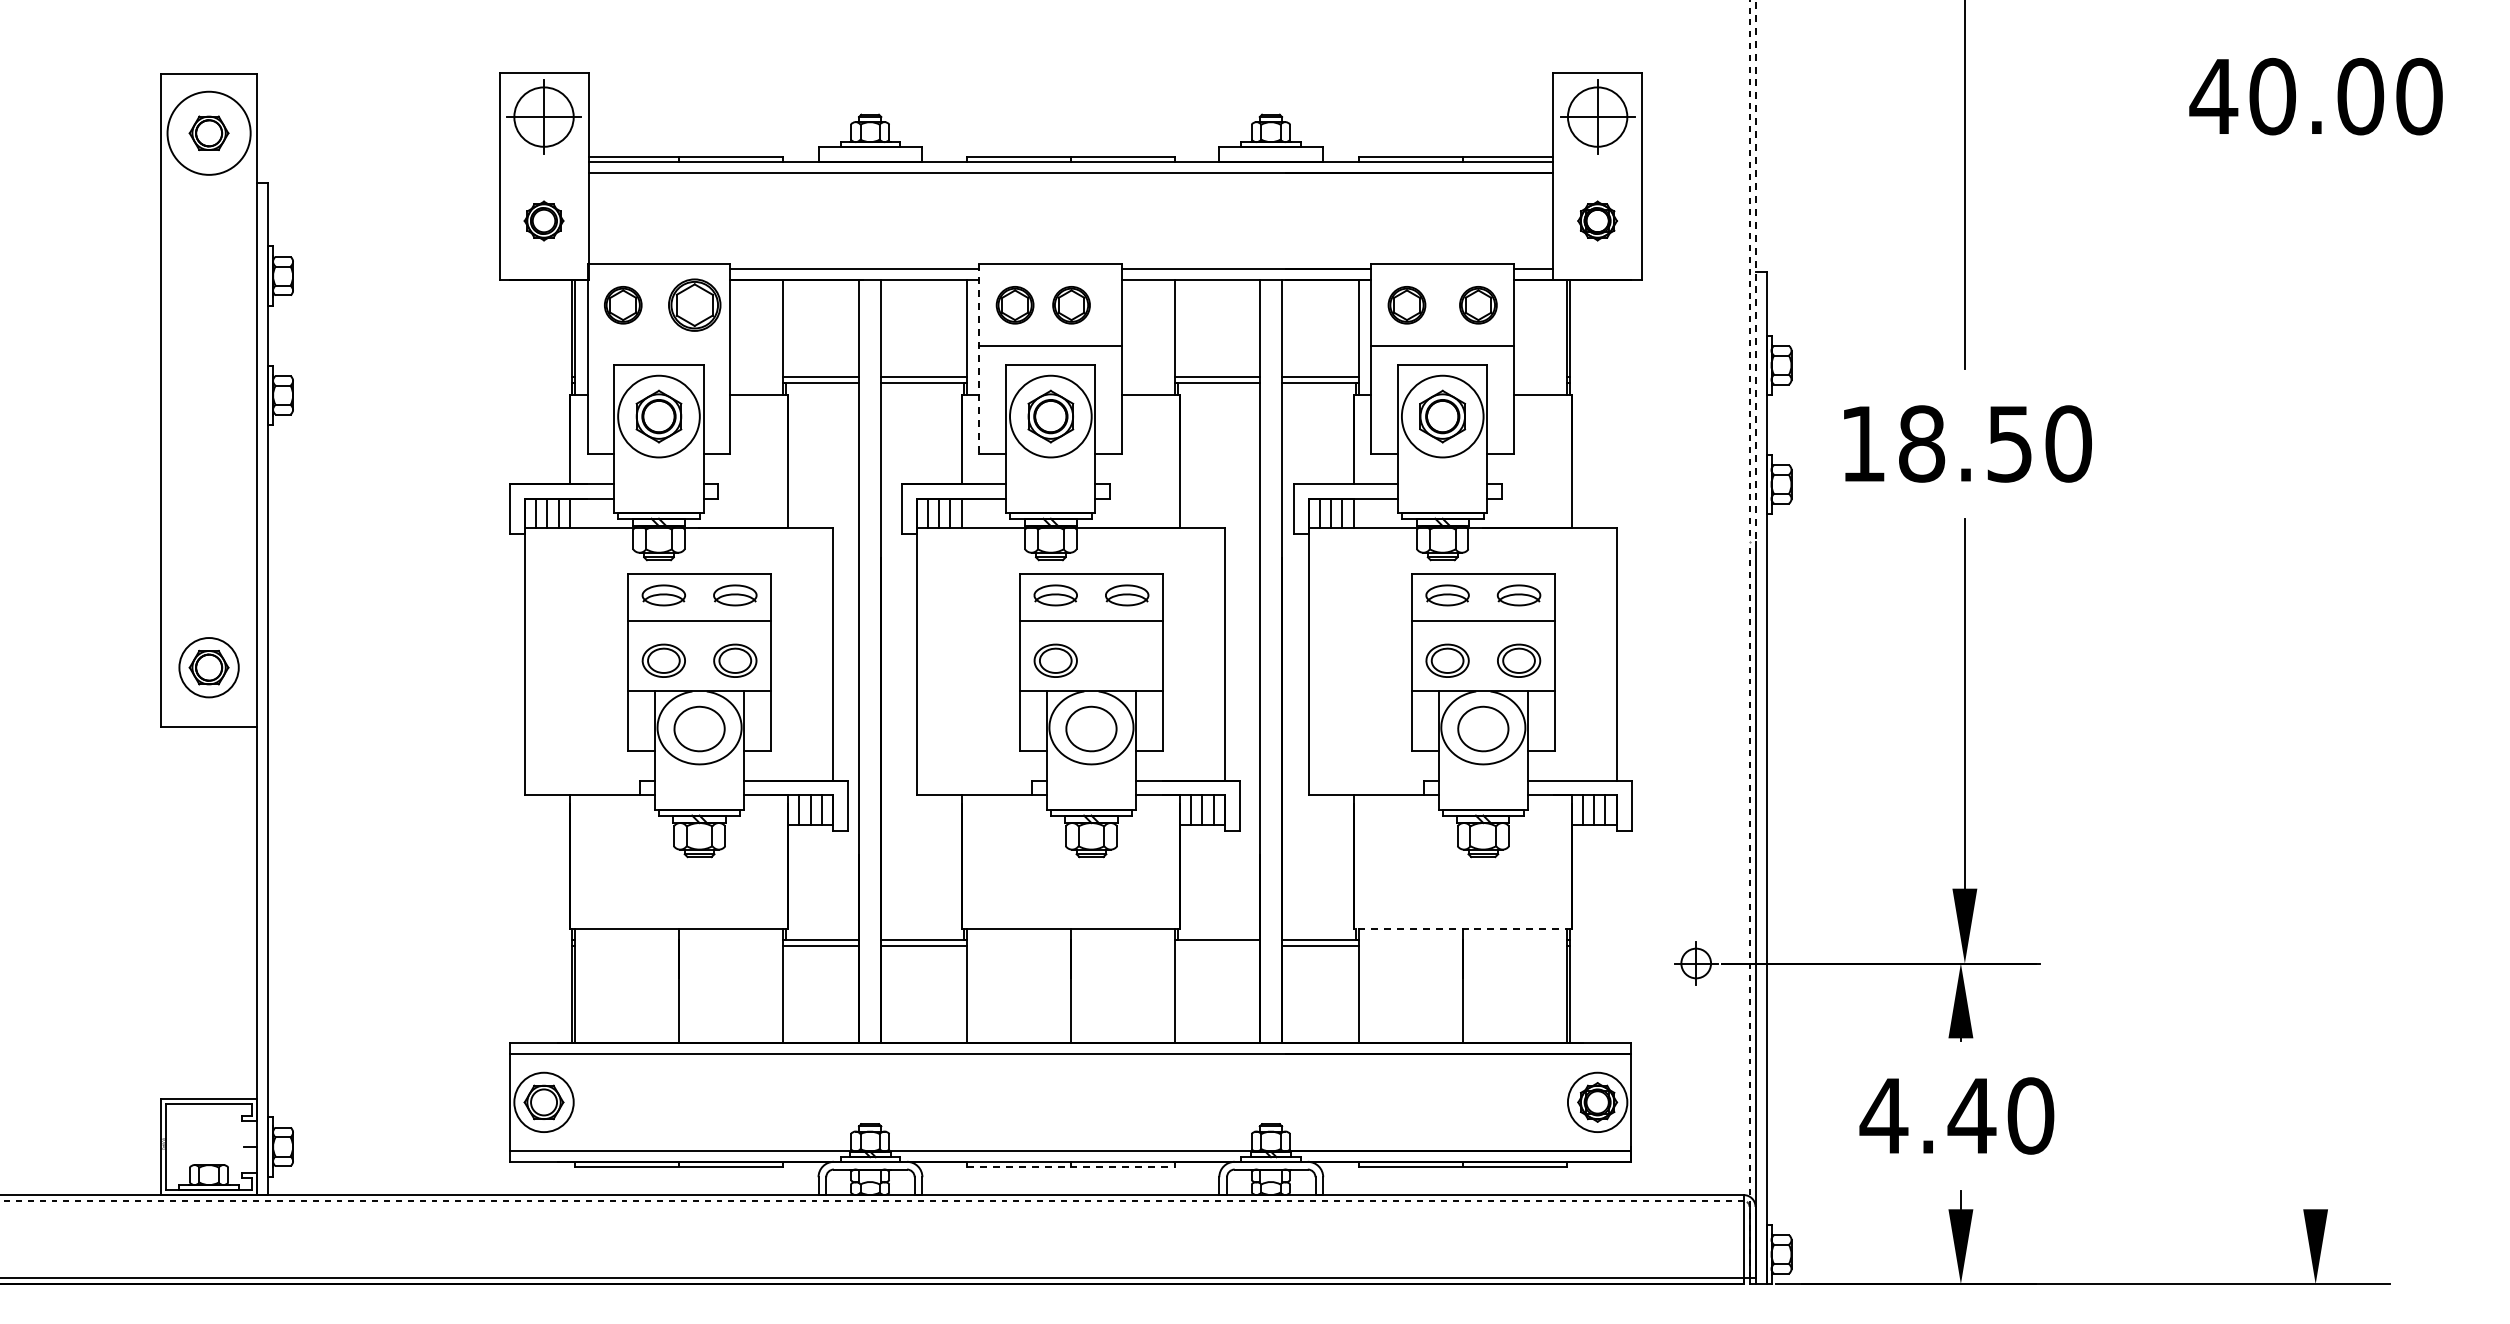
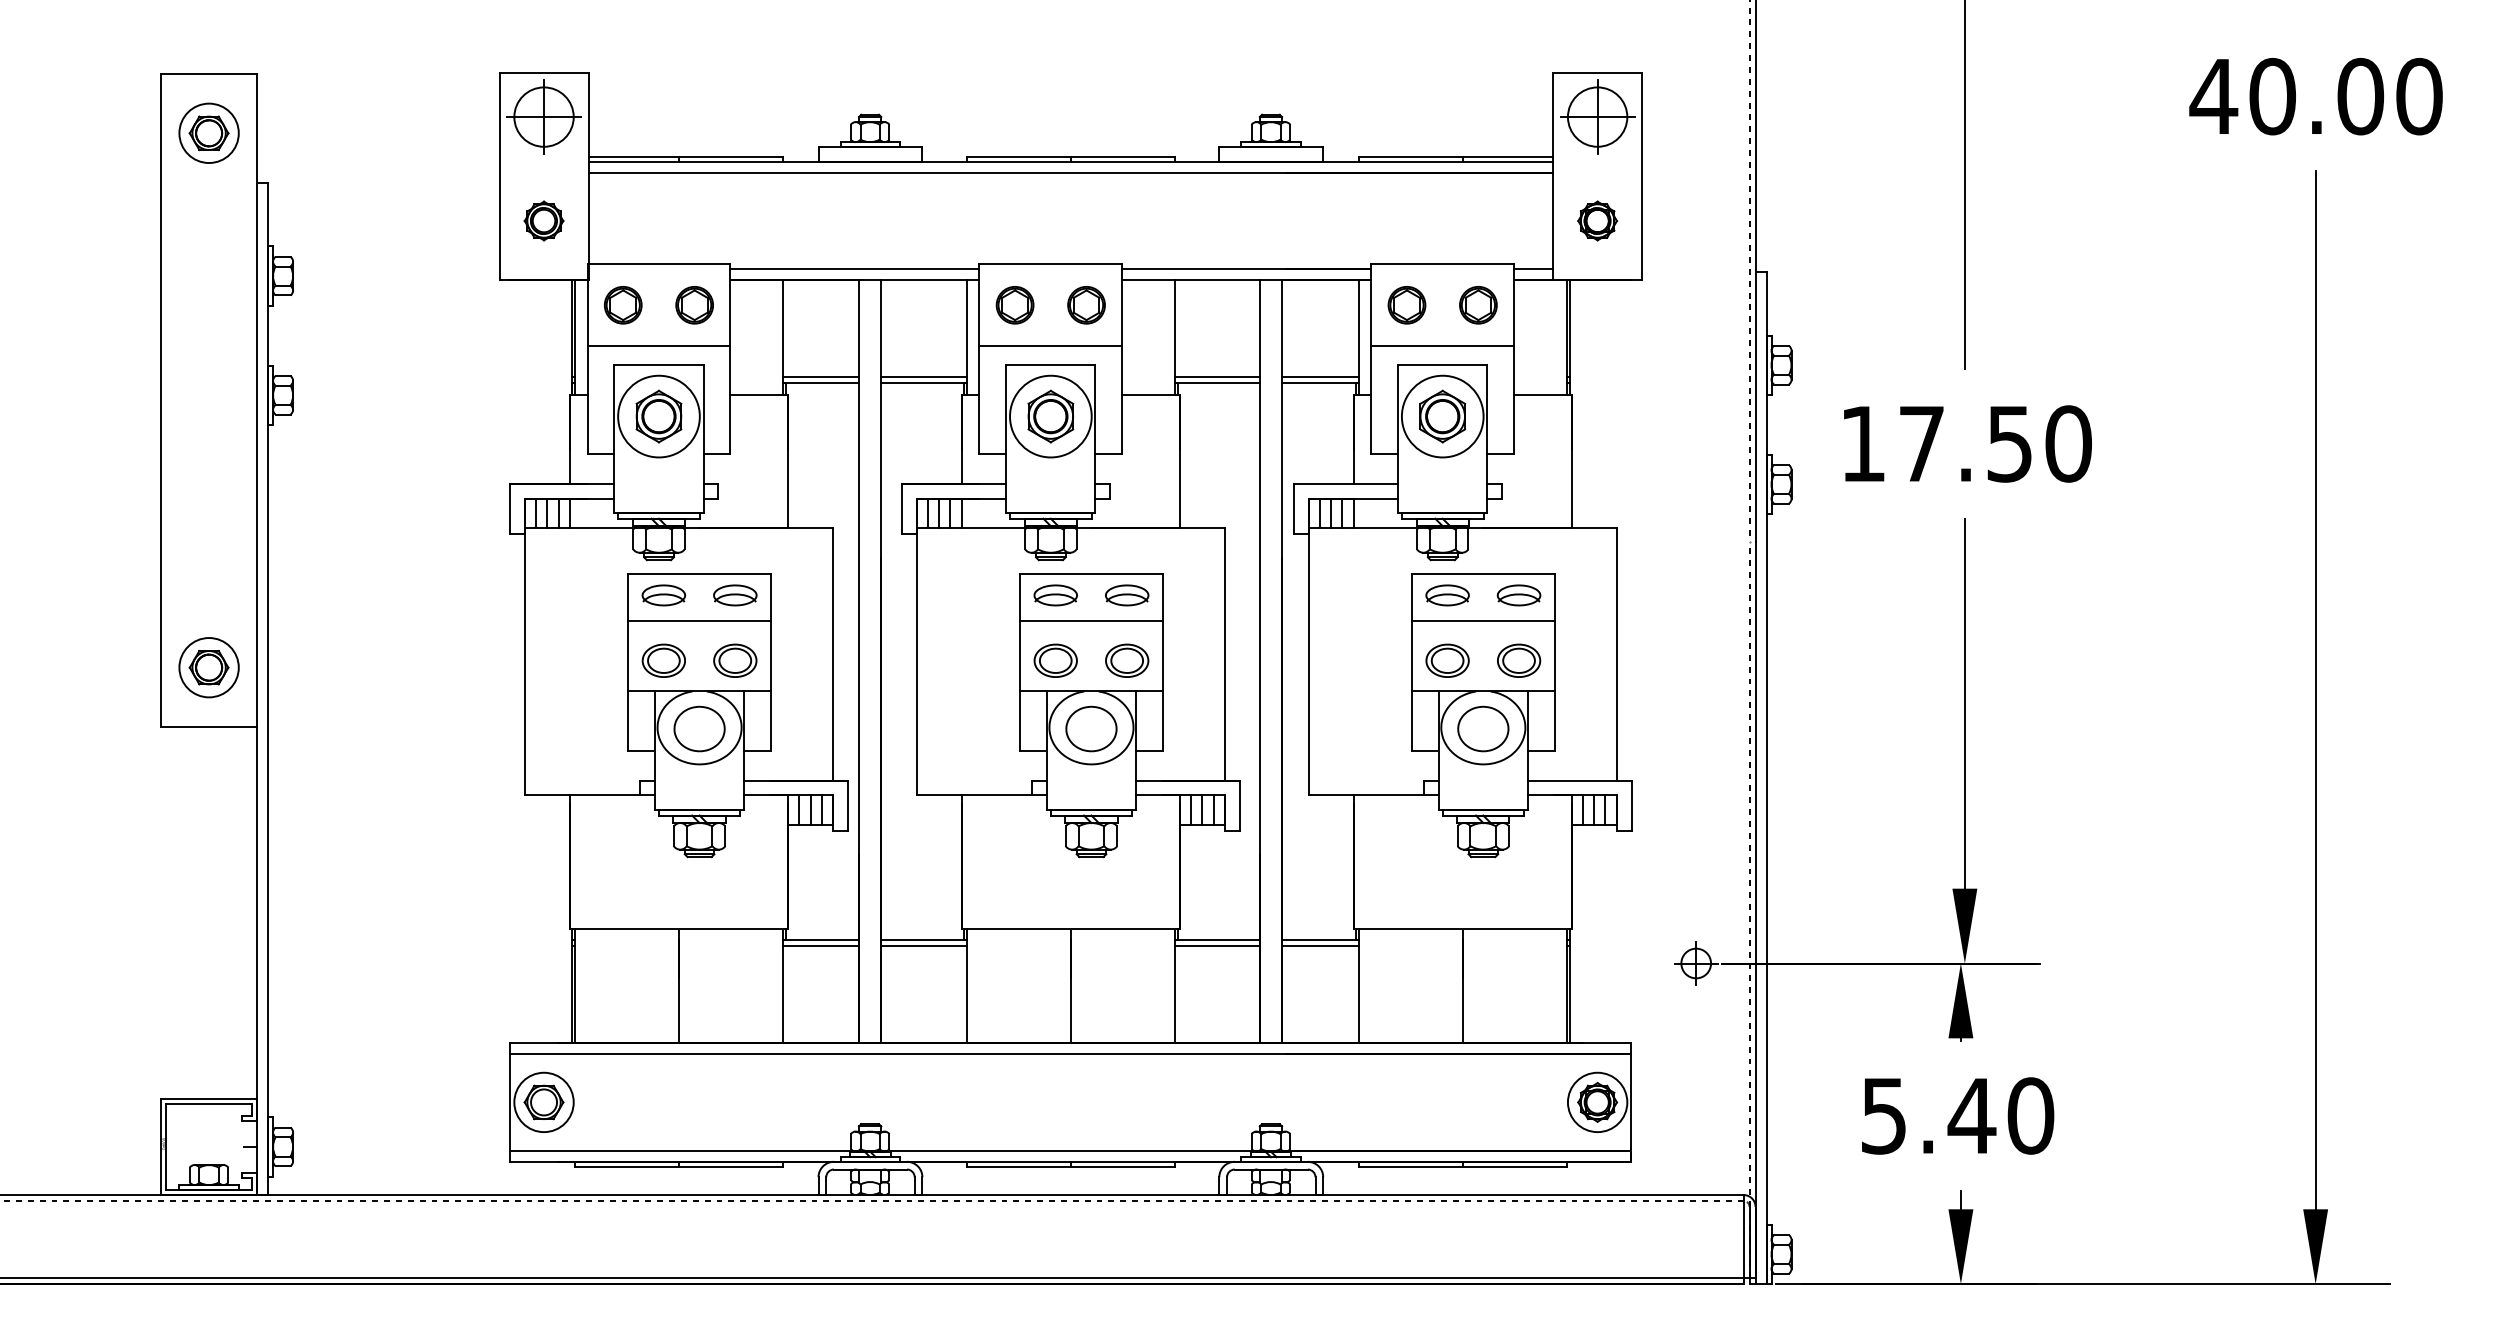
circle diameter: 83 px -> 59 px (208, 133)
line: dashed -> solid (1755, 271)
part size: 54x54 px -> 39x39 px (694, 305)
part position: (1071, 305) -> (1086, 305) (1086, 305)
line: none -> present (658, 346)
line: dashed -> solid (979, 359)
text: 18.50 -> 17.50 (1922, 443)
part: none -> present (1127, 660)
line: none -> present (2315, 690)
line: dashed -> solid (1462, 929)
line: none -> present (1216, 946)
text: 4.40 -> 5.40 (1883, 1116)
line: dashed -> solid (1070, 1166)
